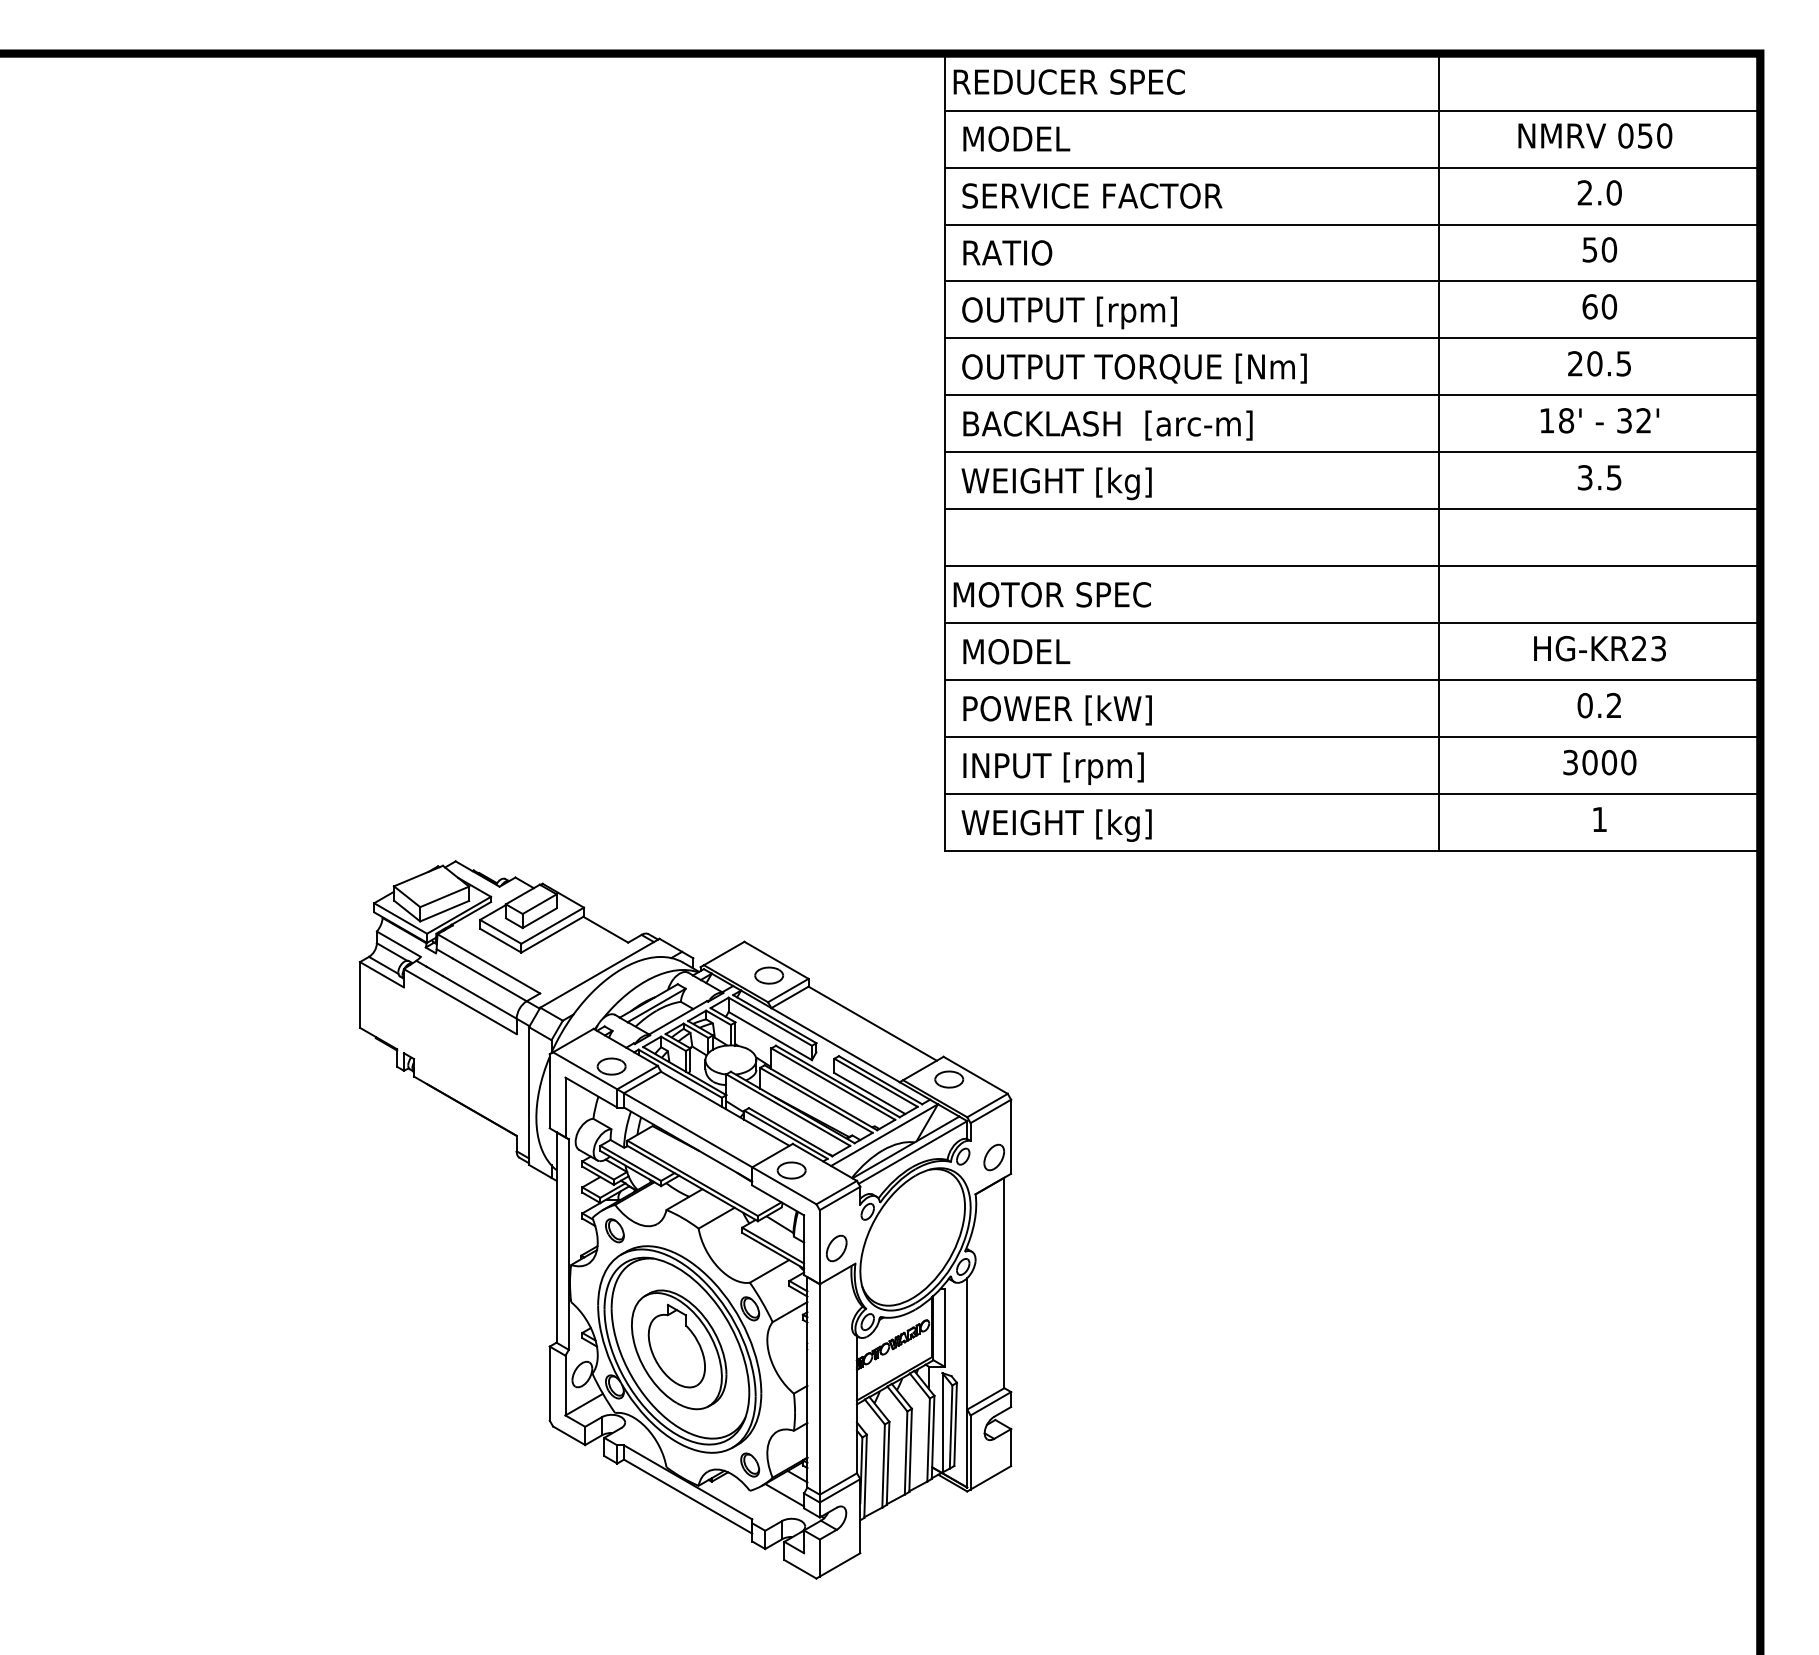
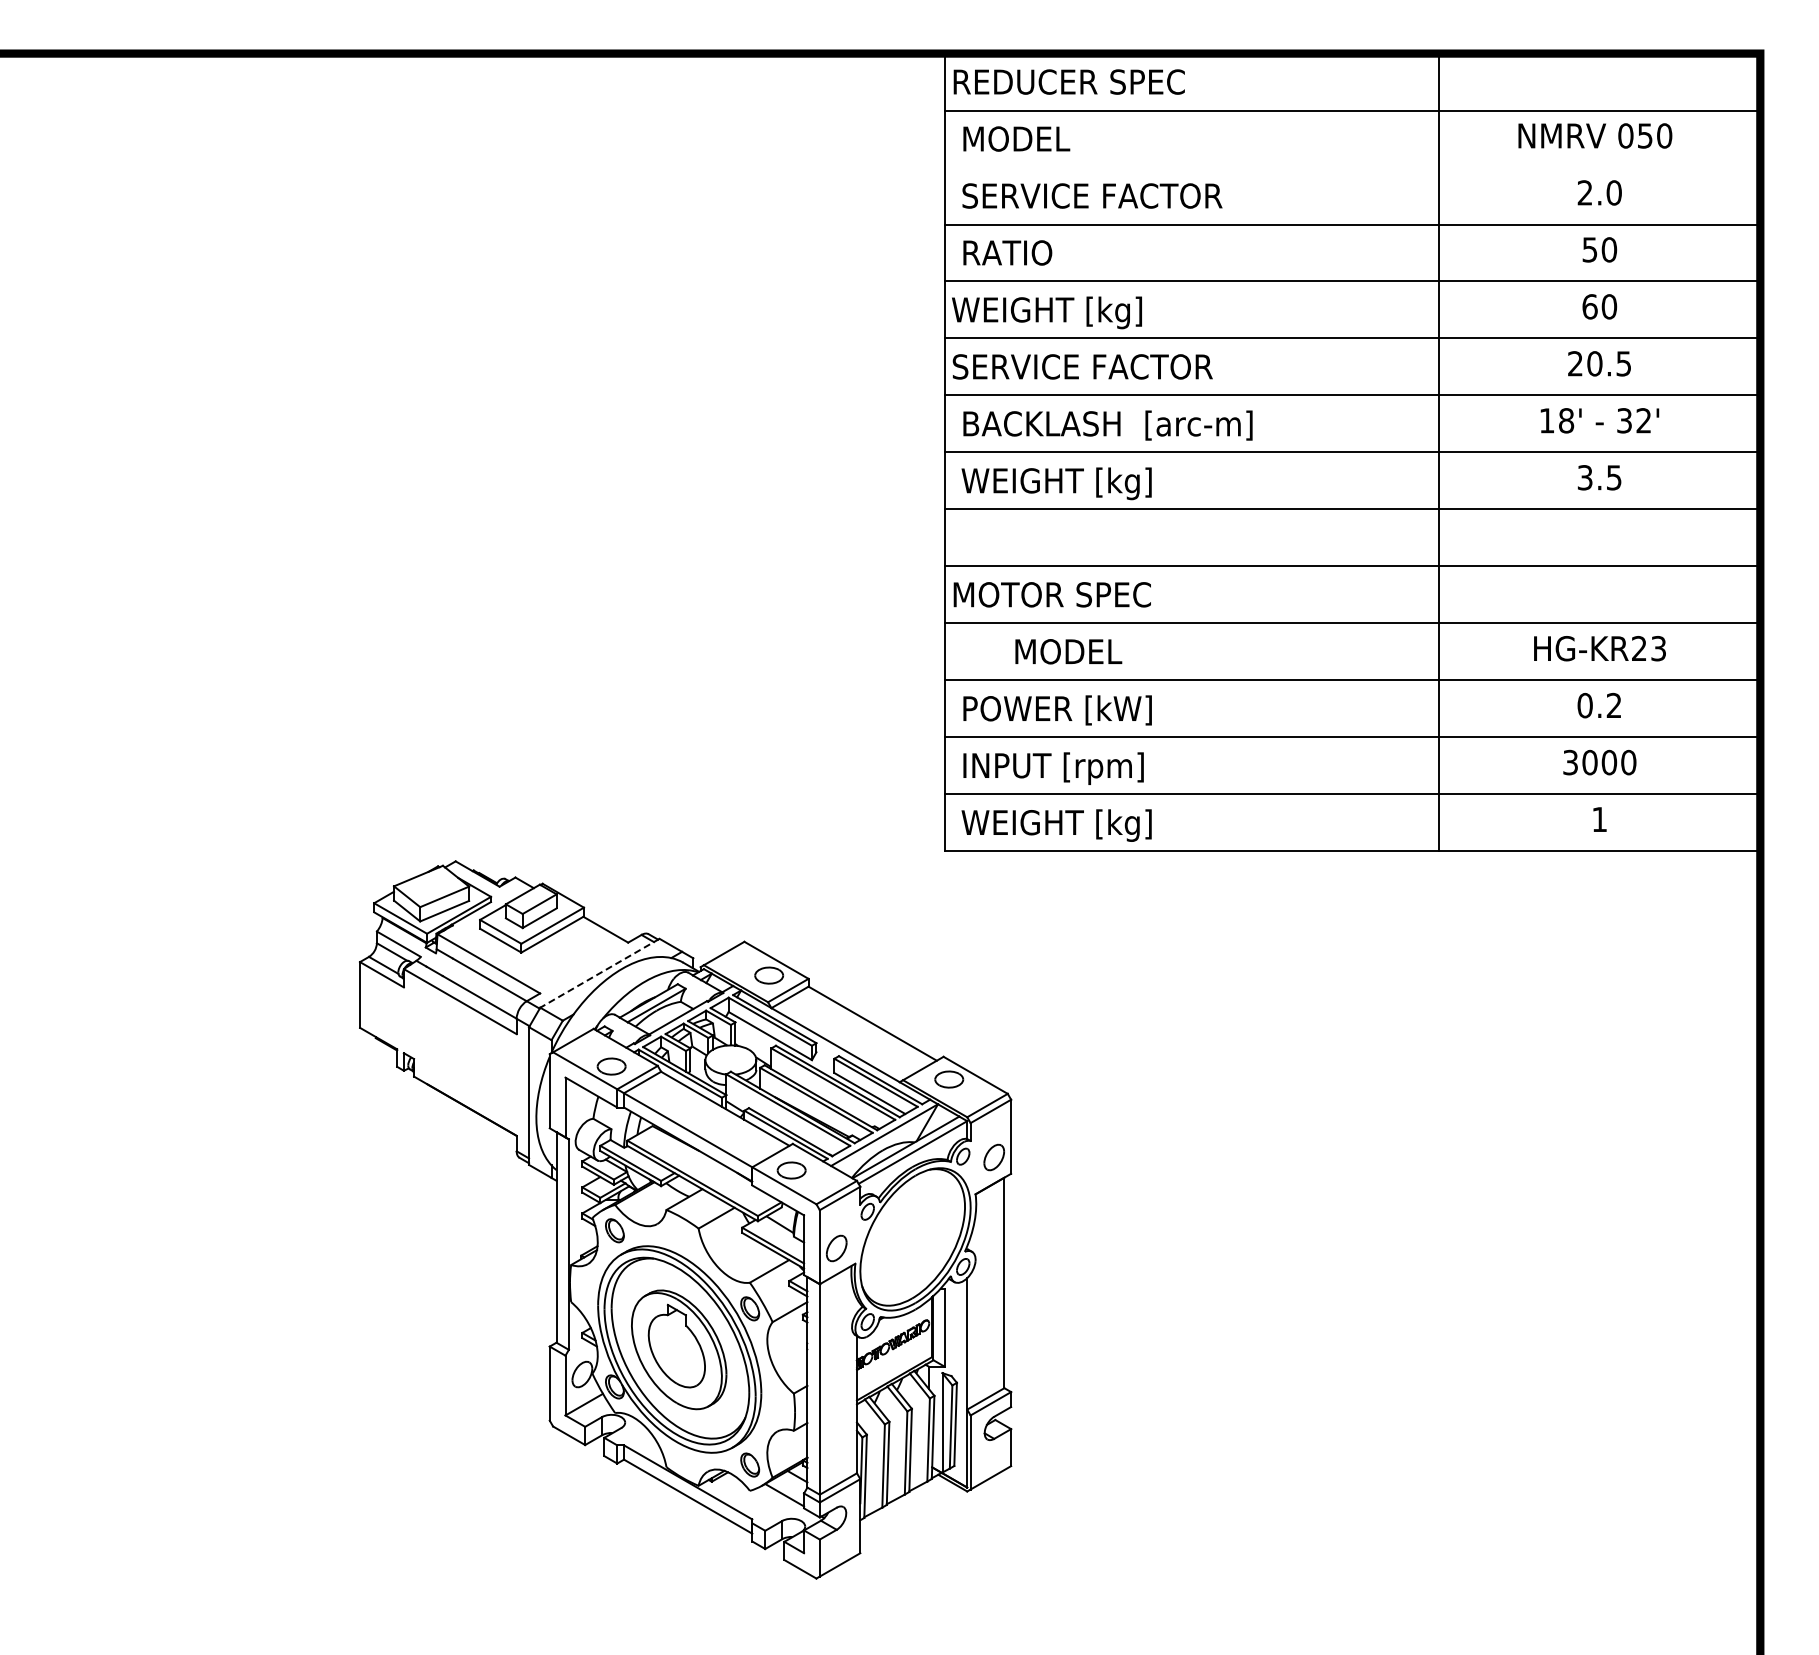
line: present -> none (1352, 167)
text: OUTPUT [rpm] -> WEIGHT [kg] (1064, 312)
text: OUTPUT TORQUE [Nm] -> SERVICE FACTOR (1129, 368)
text position: (1016, 651) -> (1068, 651) (1068, 651)
line: solid -> dashed (599, 973)
